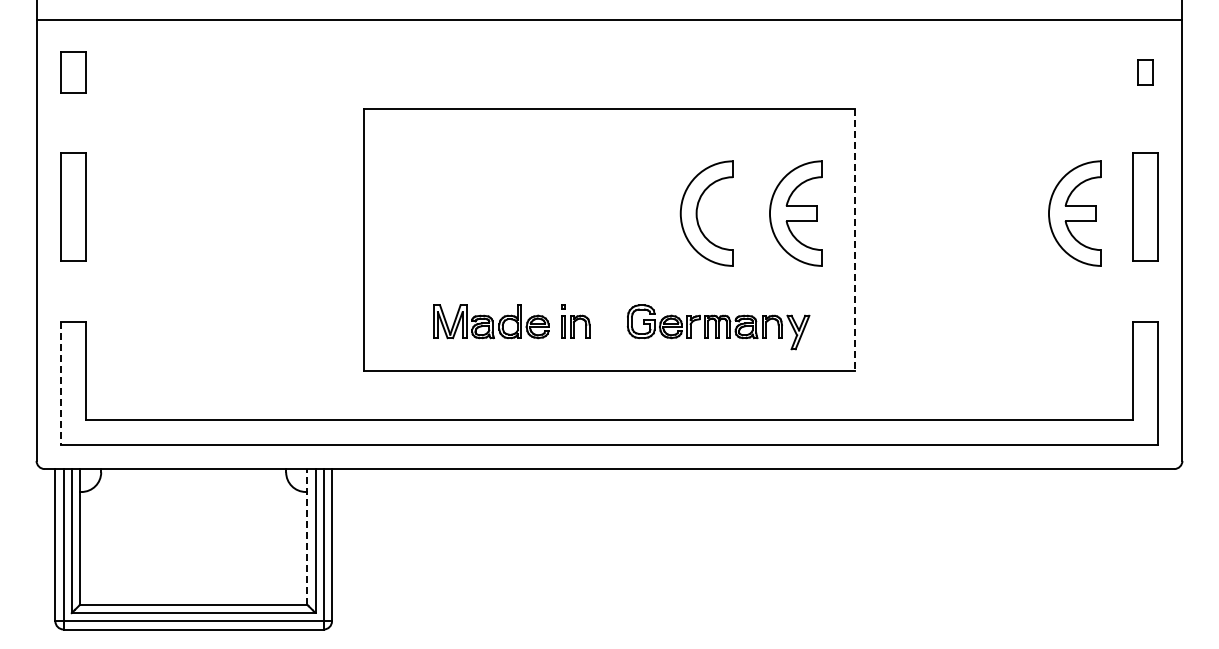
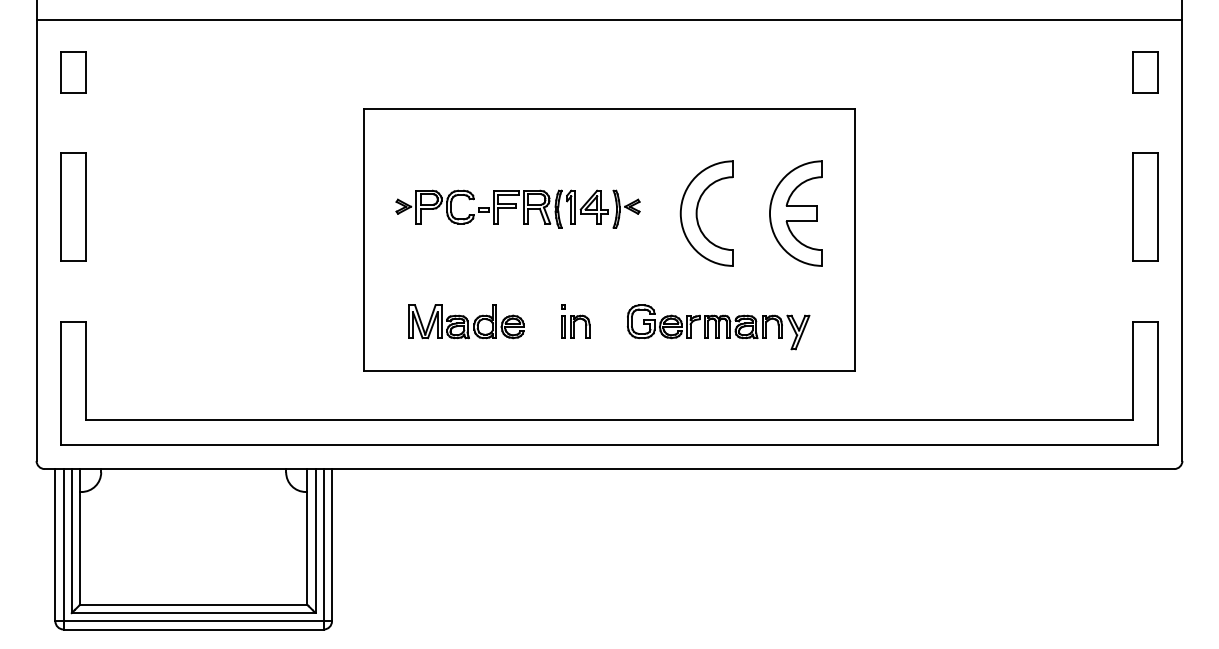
part size: 17x27 px -> 27x43 px (1145, 72)
part: none -> present (517, 208)
part: present -> none (1074, 213)
line: dashed -> solid (855, 239)
part position: (491, 321) -> (466, 321) (466, 321)
line: dashed -> solid (61, 383)
line: dashed -> solid (307, 537)
